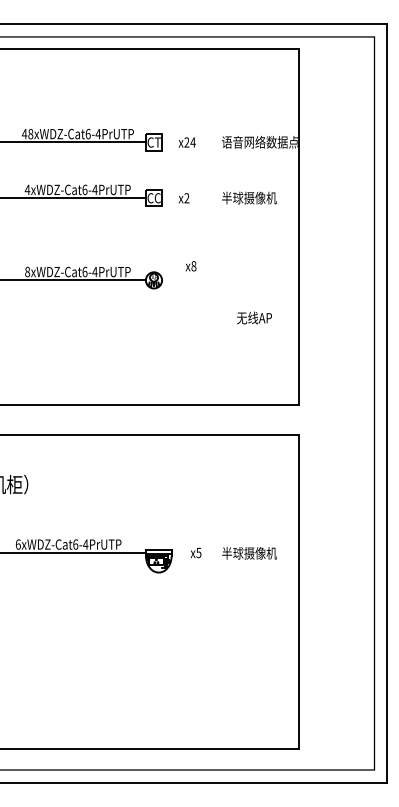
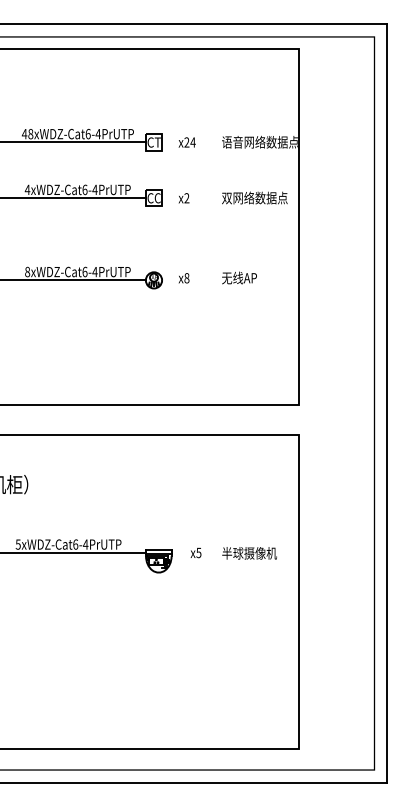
text: 半球摄像机 -> 双网络数据点 (254, 197)
text position: (190, 266) -> (183, 278) (183, 278)
text position: (254, 317) -> (239, 277) (239, 277)
text: 6xWDZ-Cat6-4PrUTP -> 5xWDZ-Cat6-4PrUTP (17, 544)
